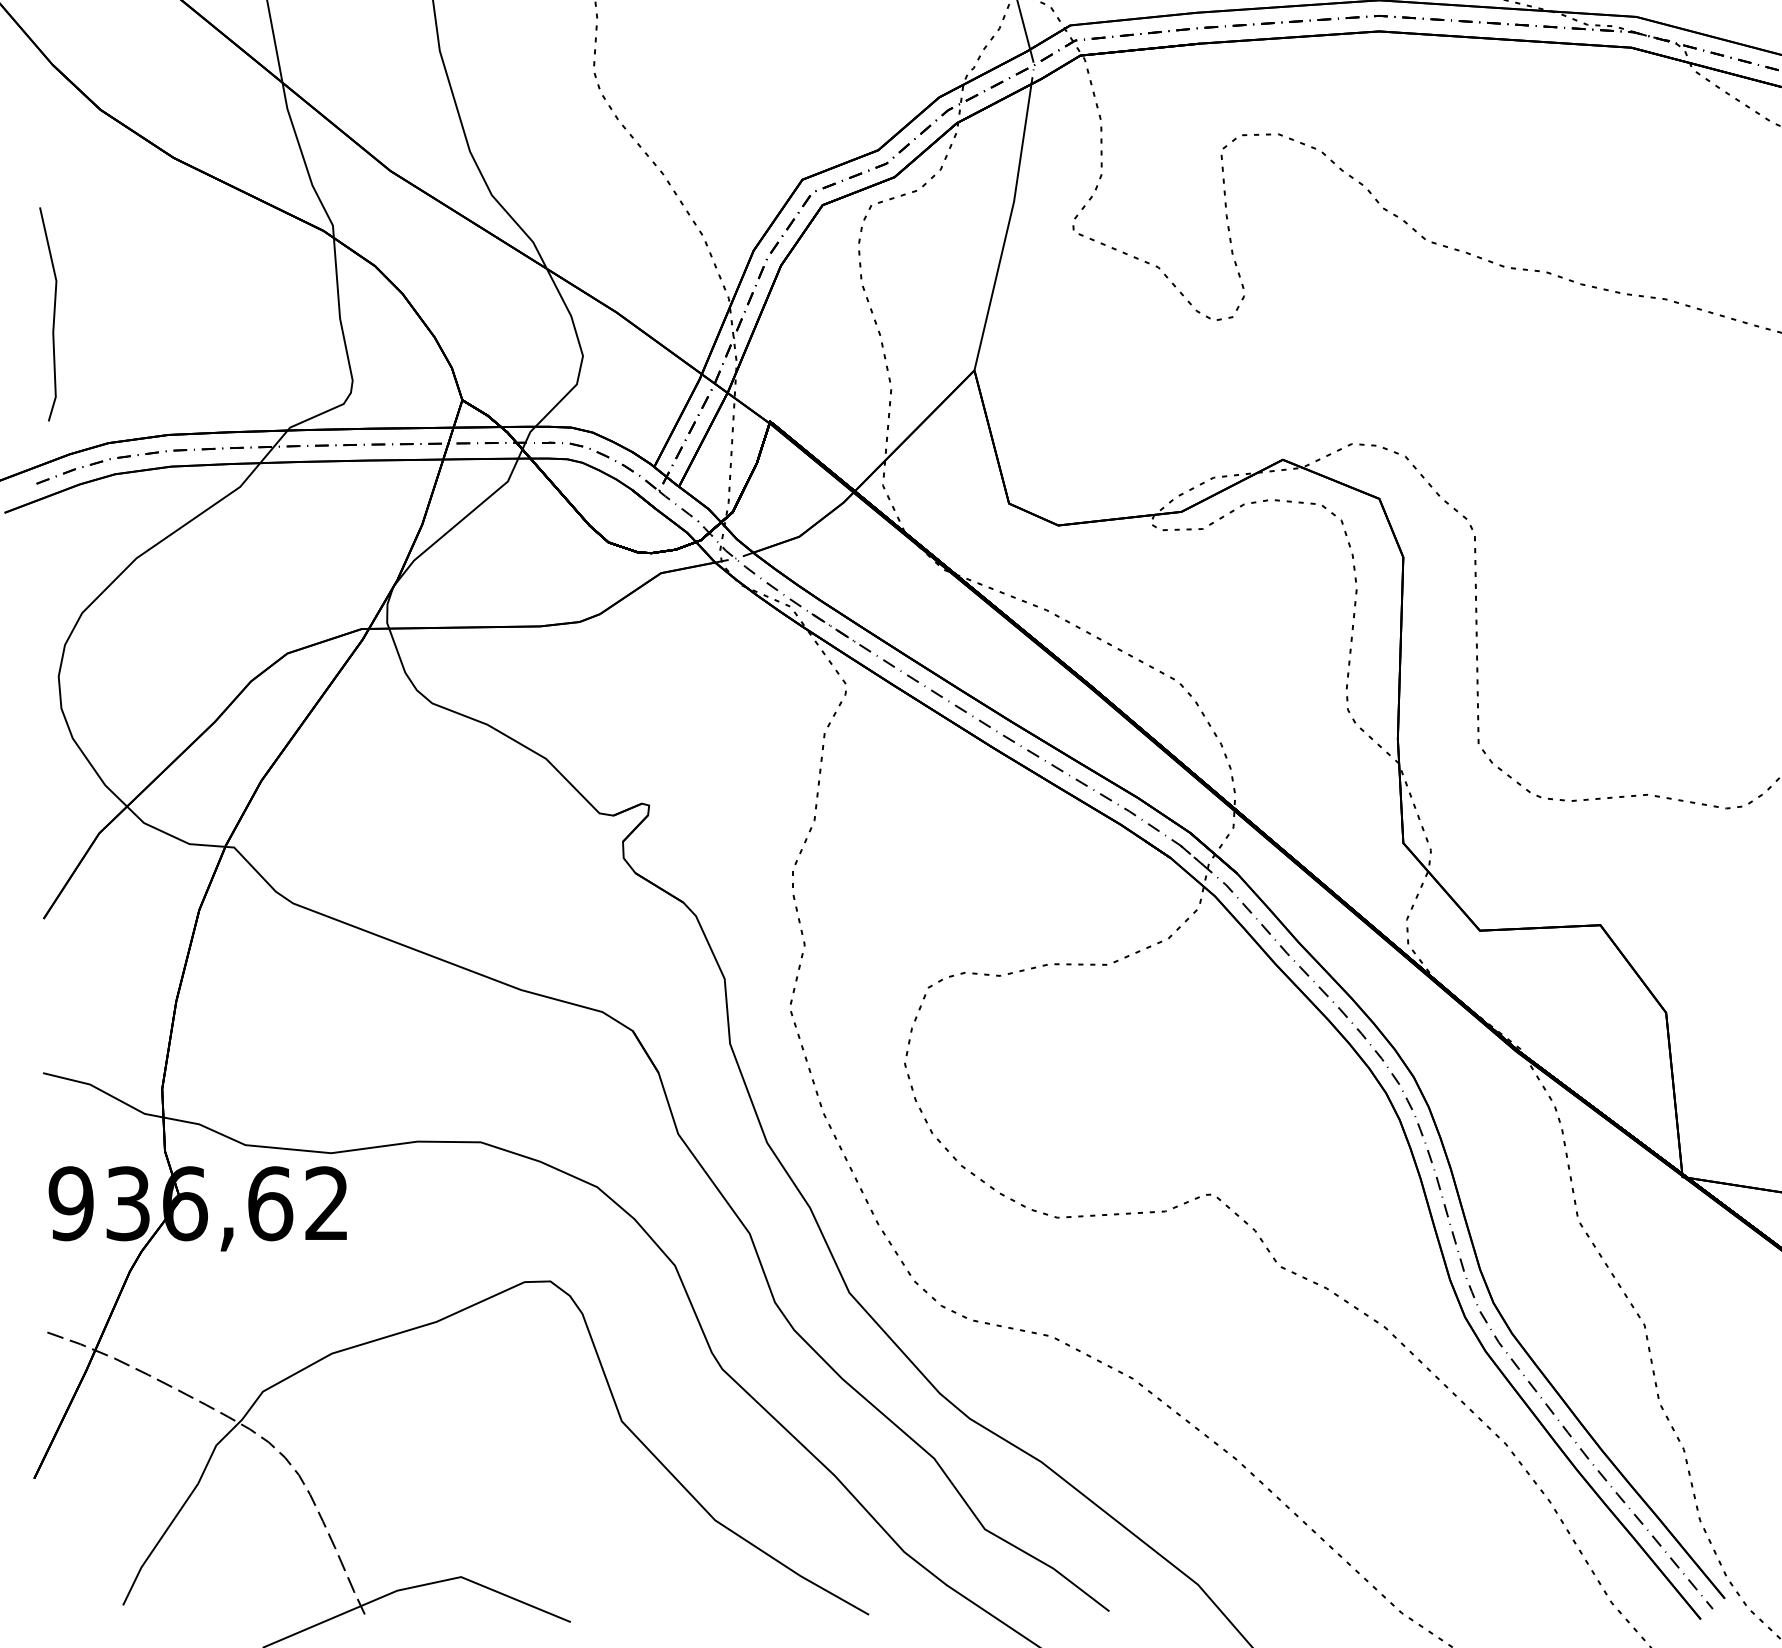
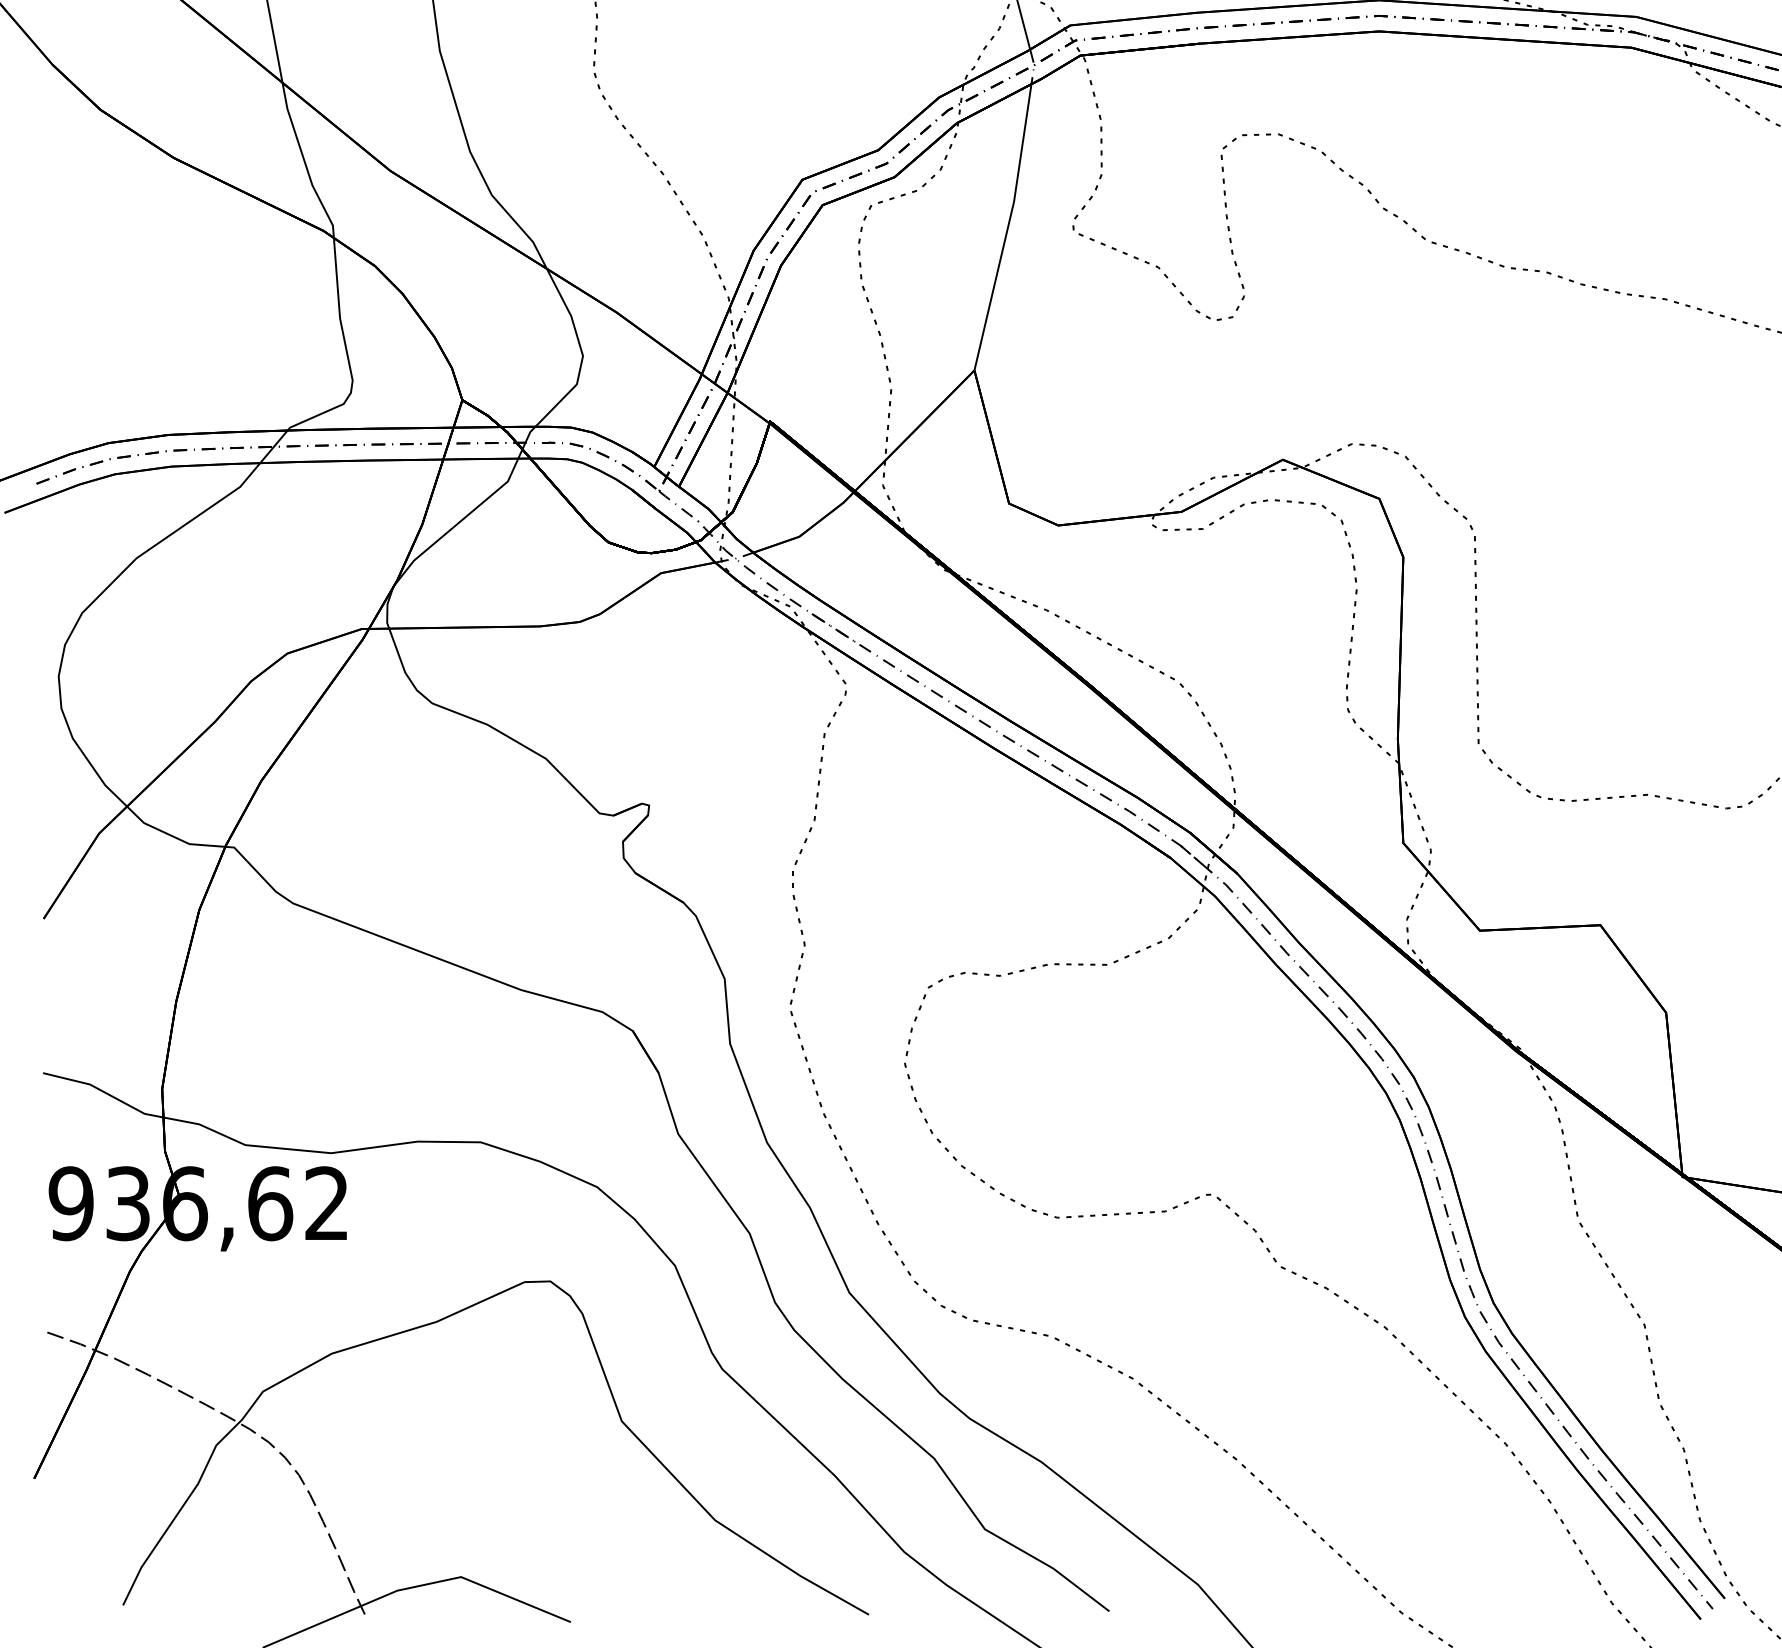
line: present -> none (53, 314)
